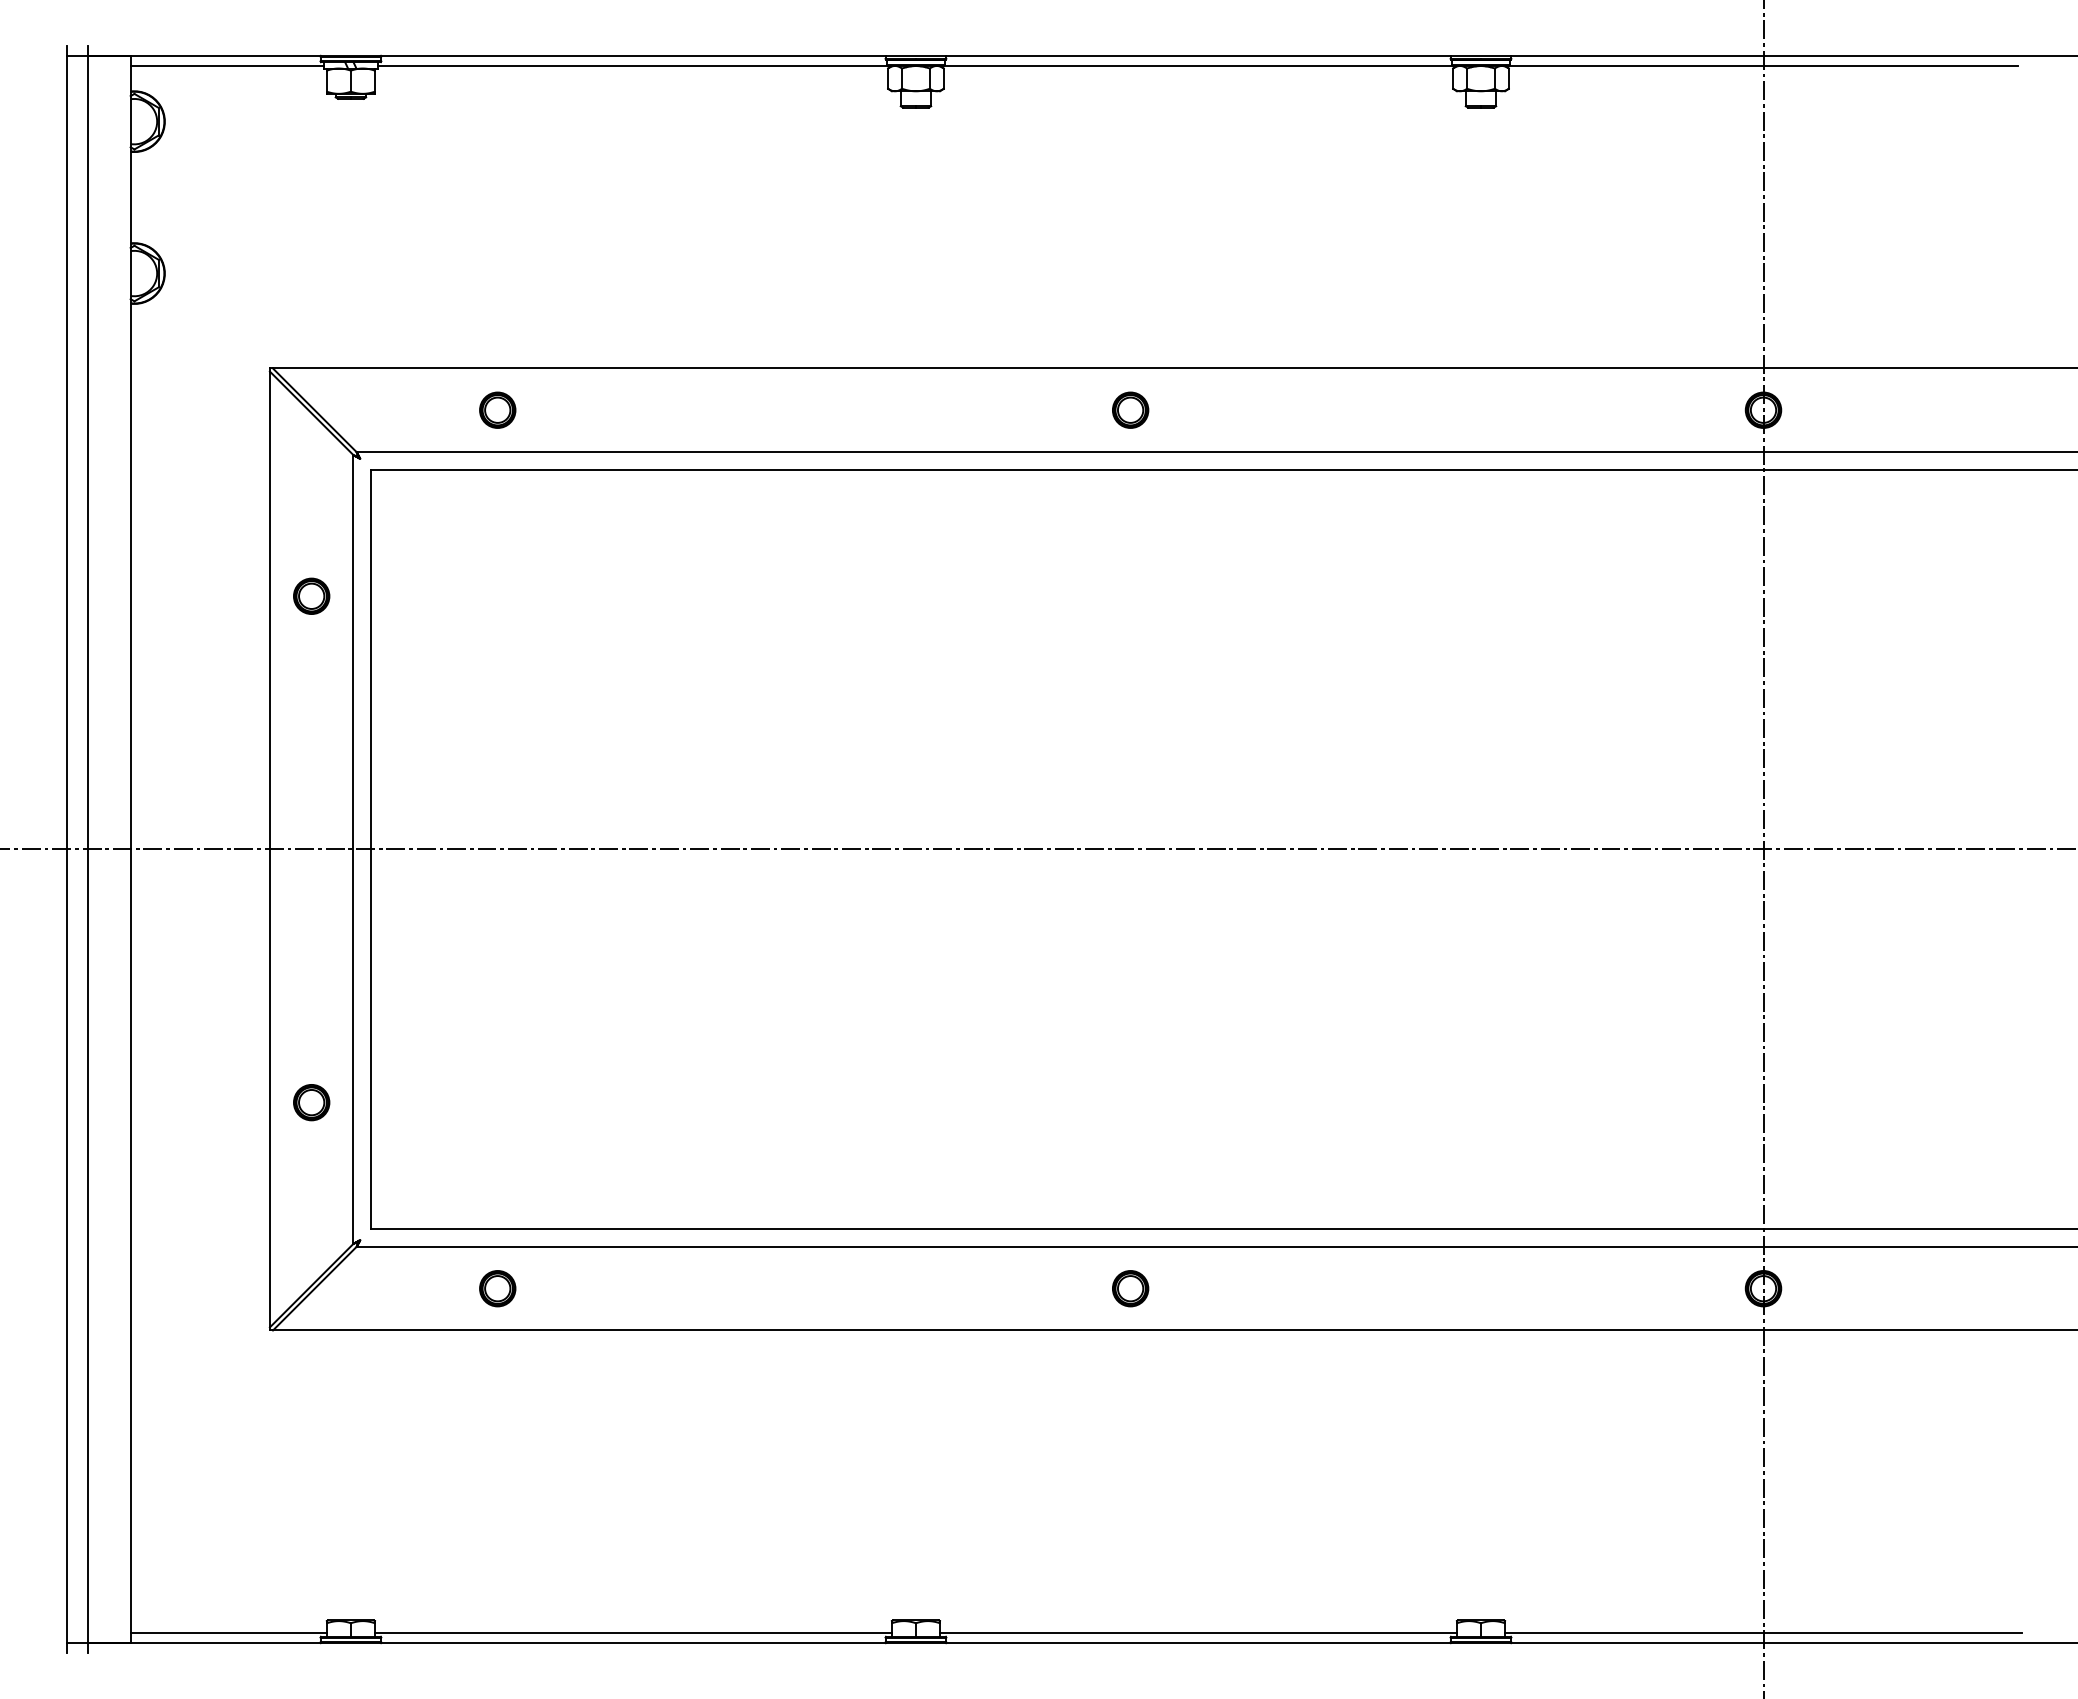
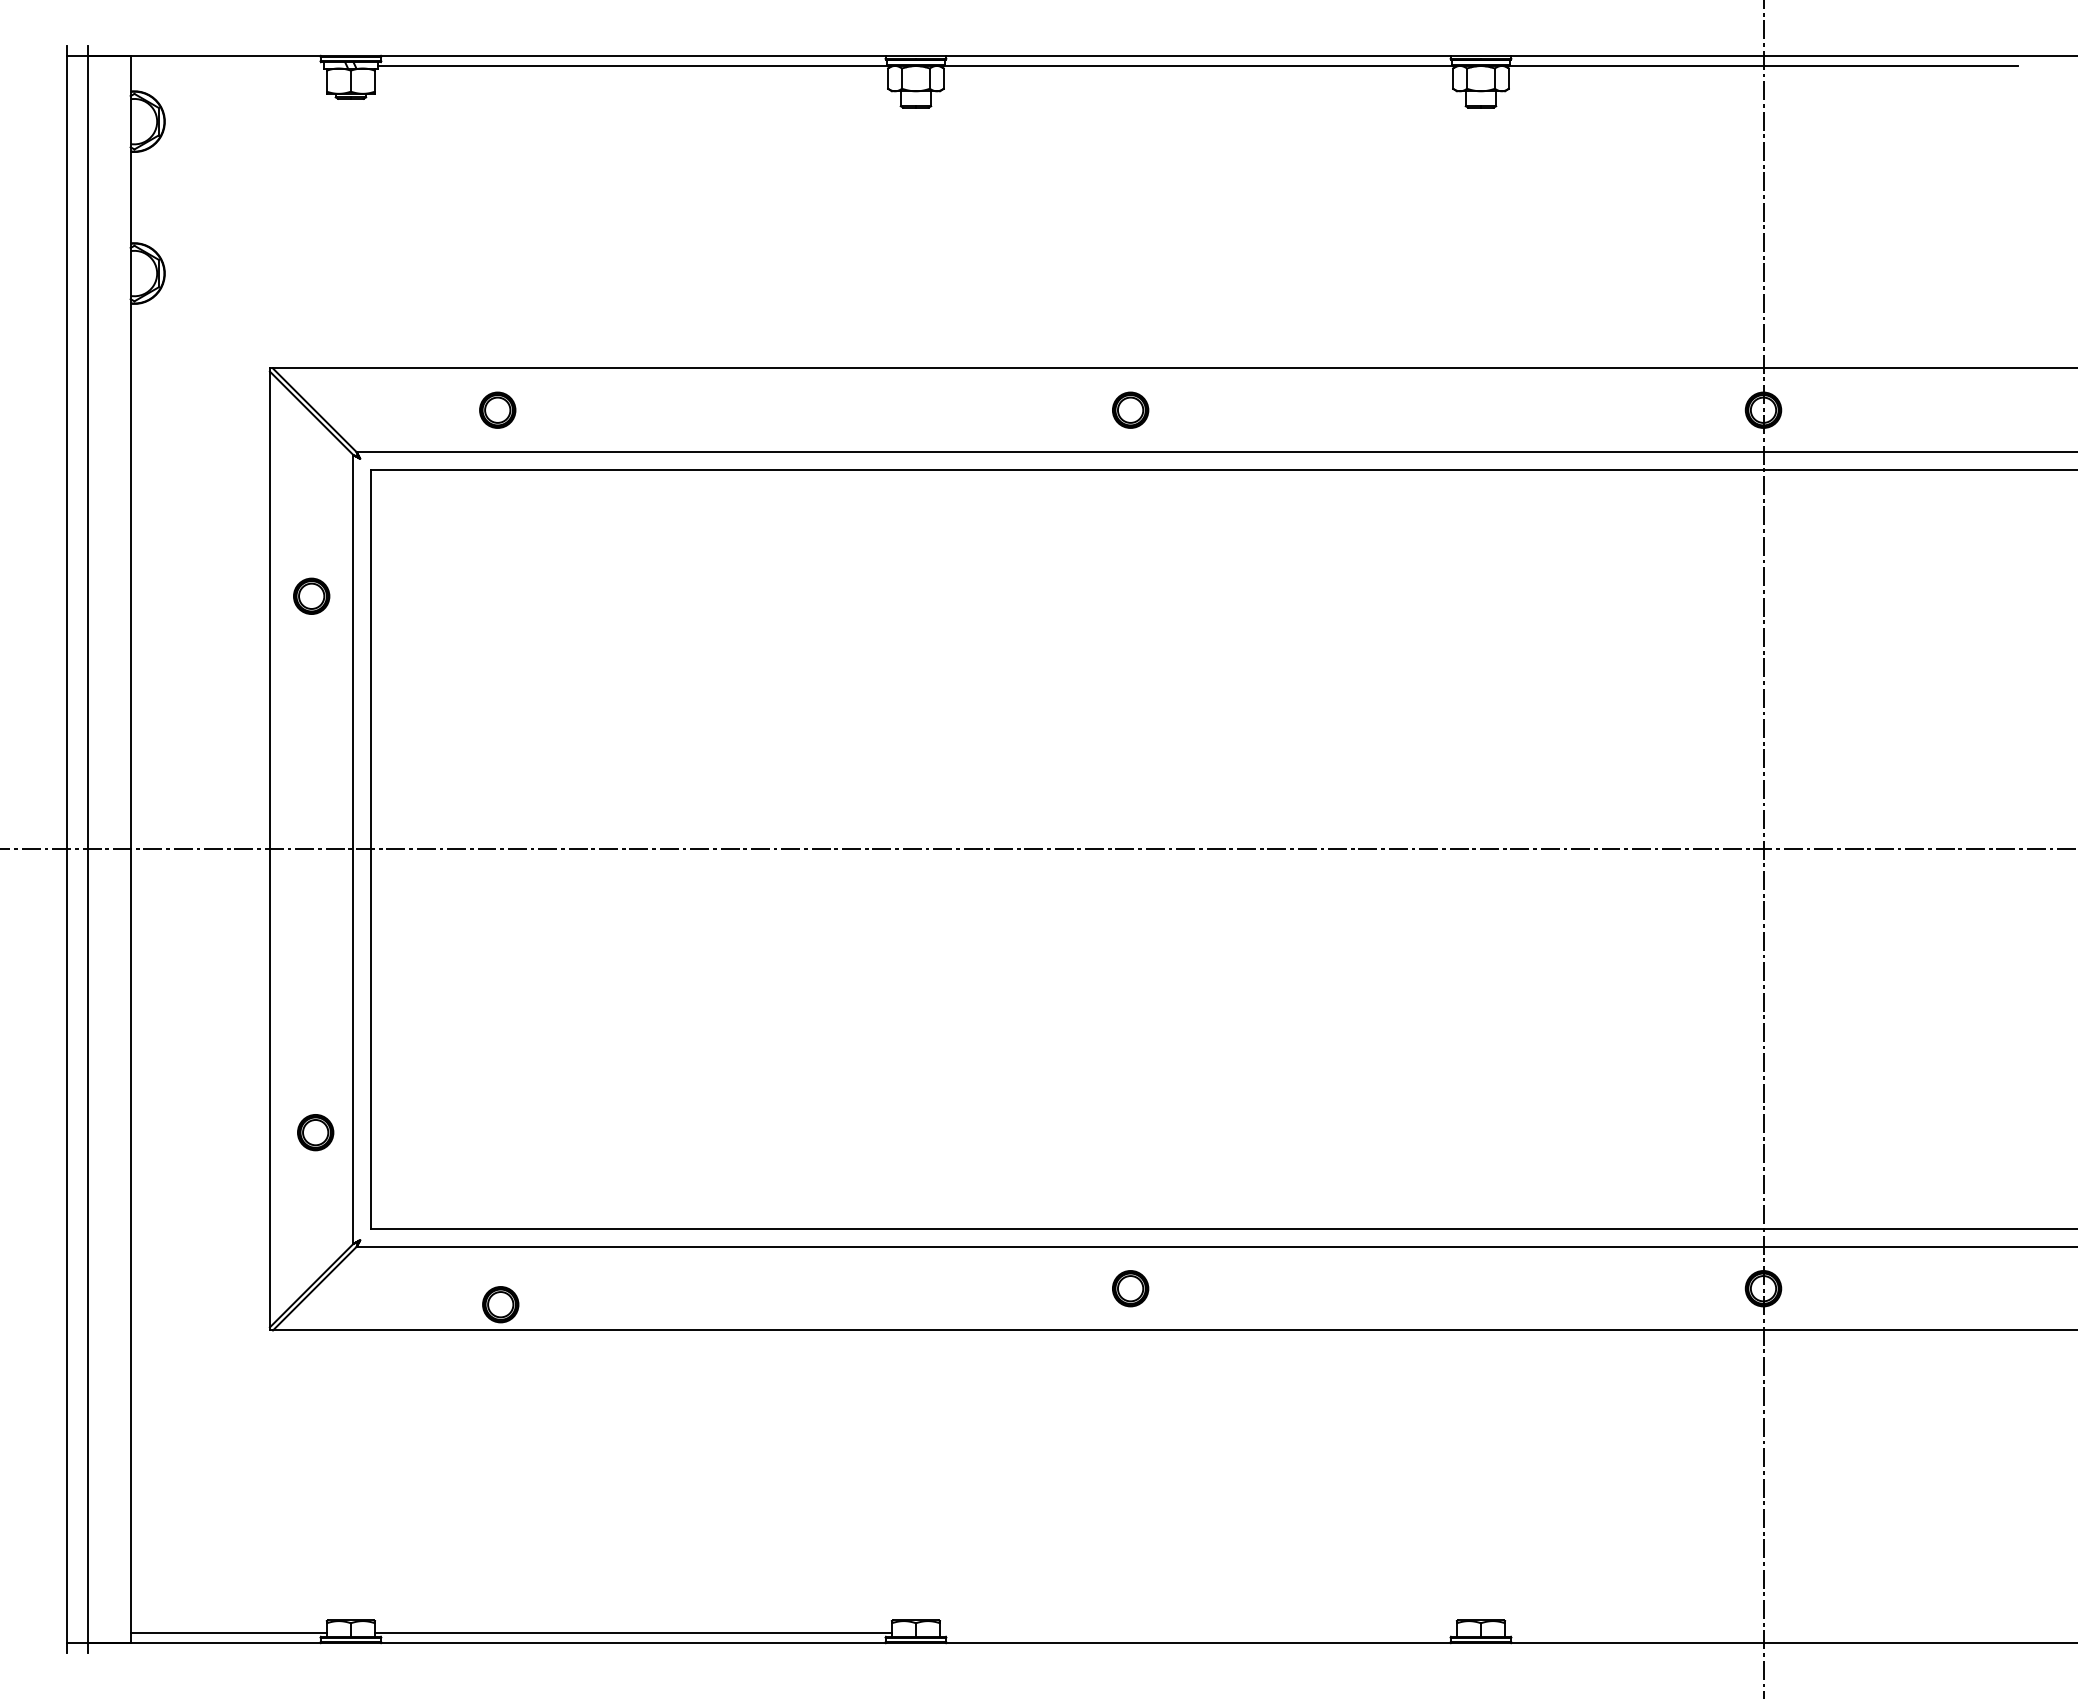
line: present -> none (227, 65)
part position: (311, 1102) -> (315, 1132) (315, 1132)
part position: (497, 1288) -> (500, 1304) (500, 1304)
line: present -> none (1198, 1632)
line: present -> none (1763, 1632)
